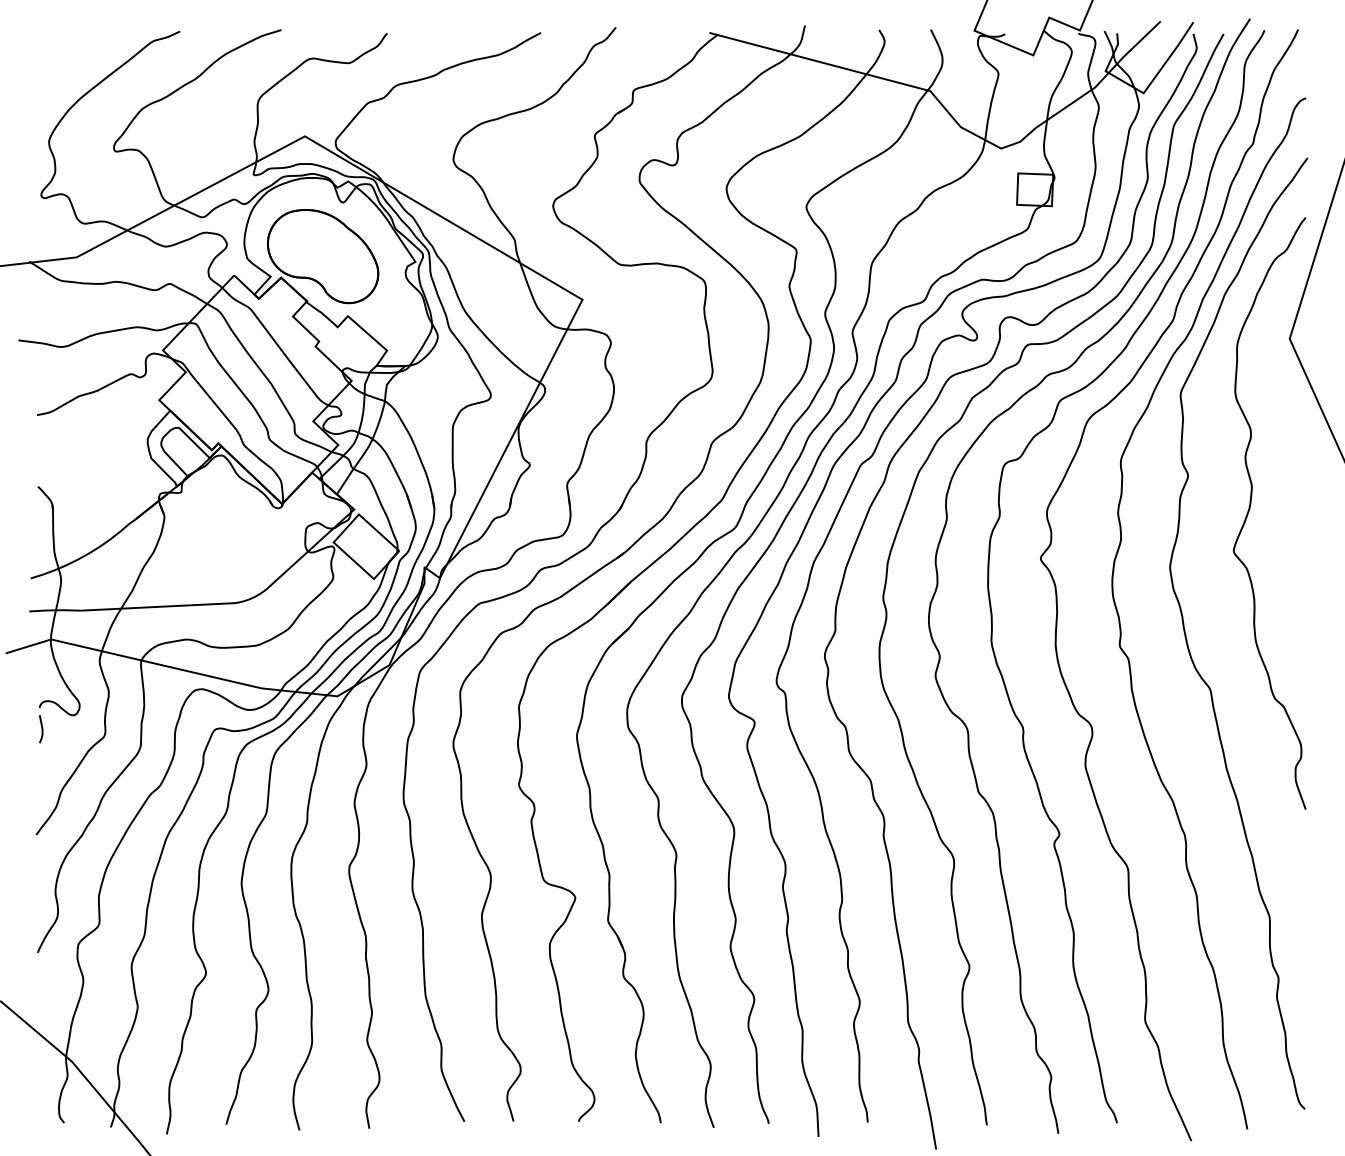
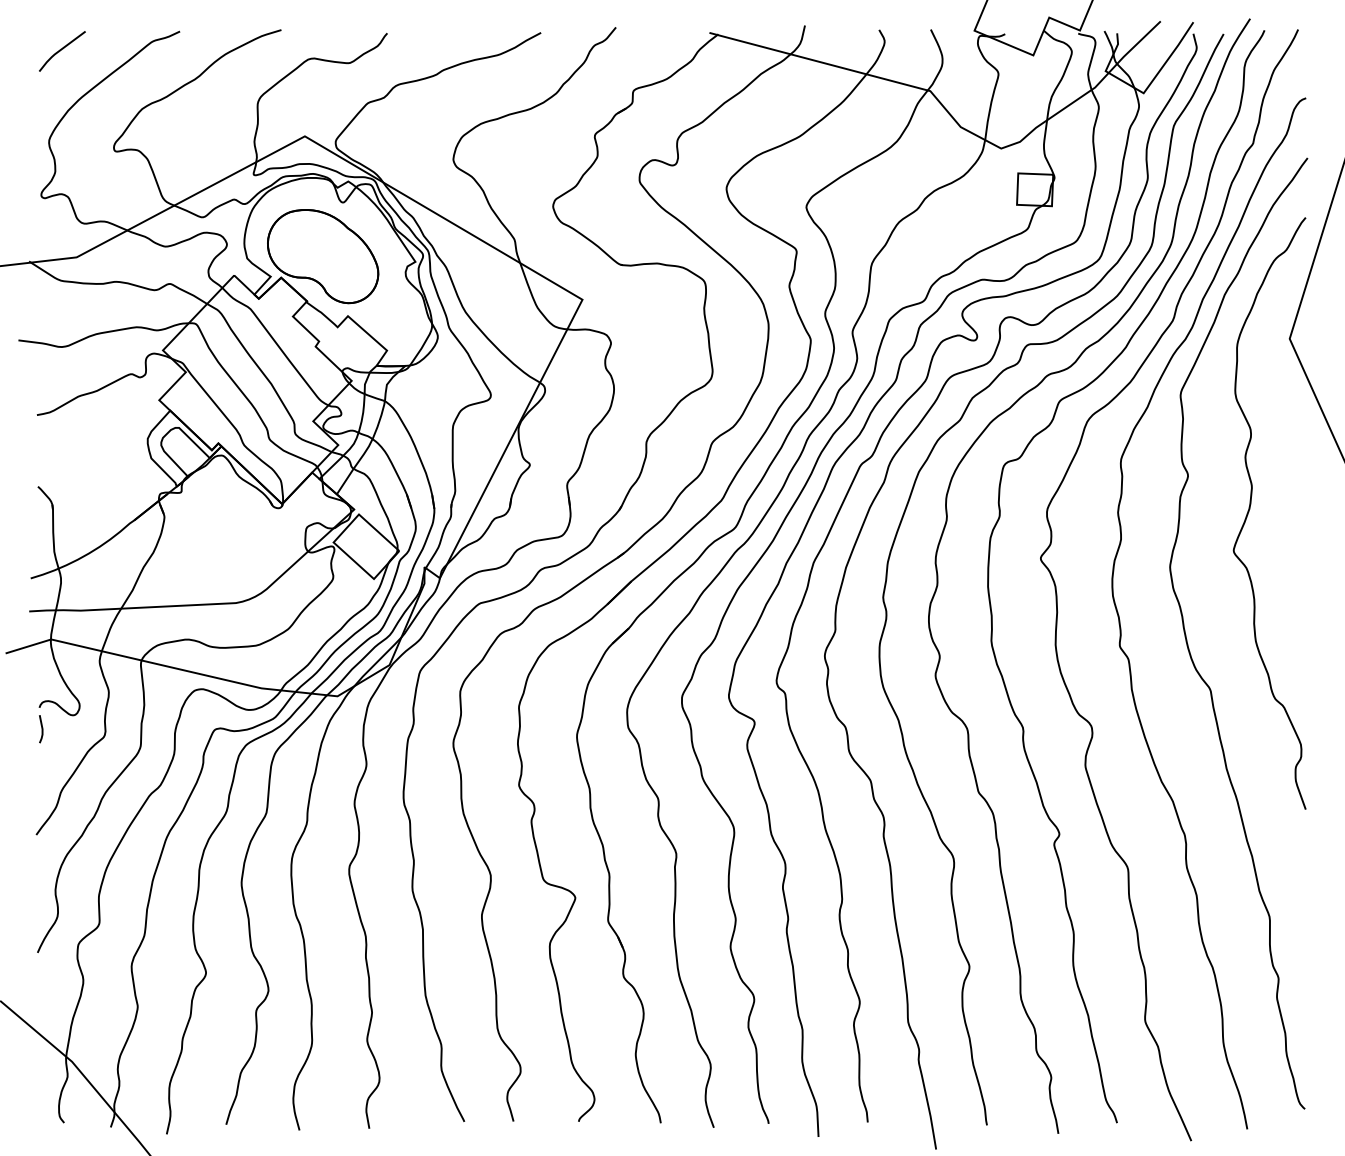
line: none -> present (61, 50)
